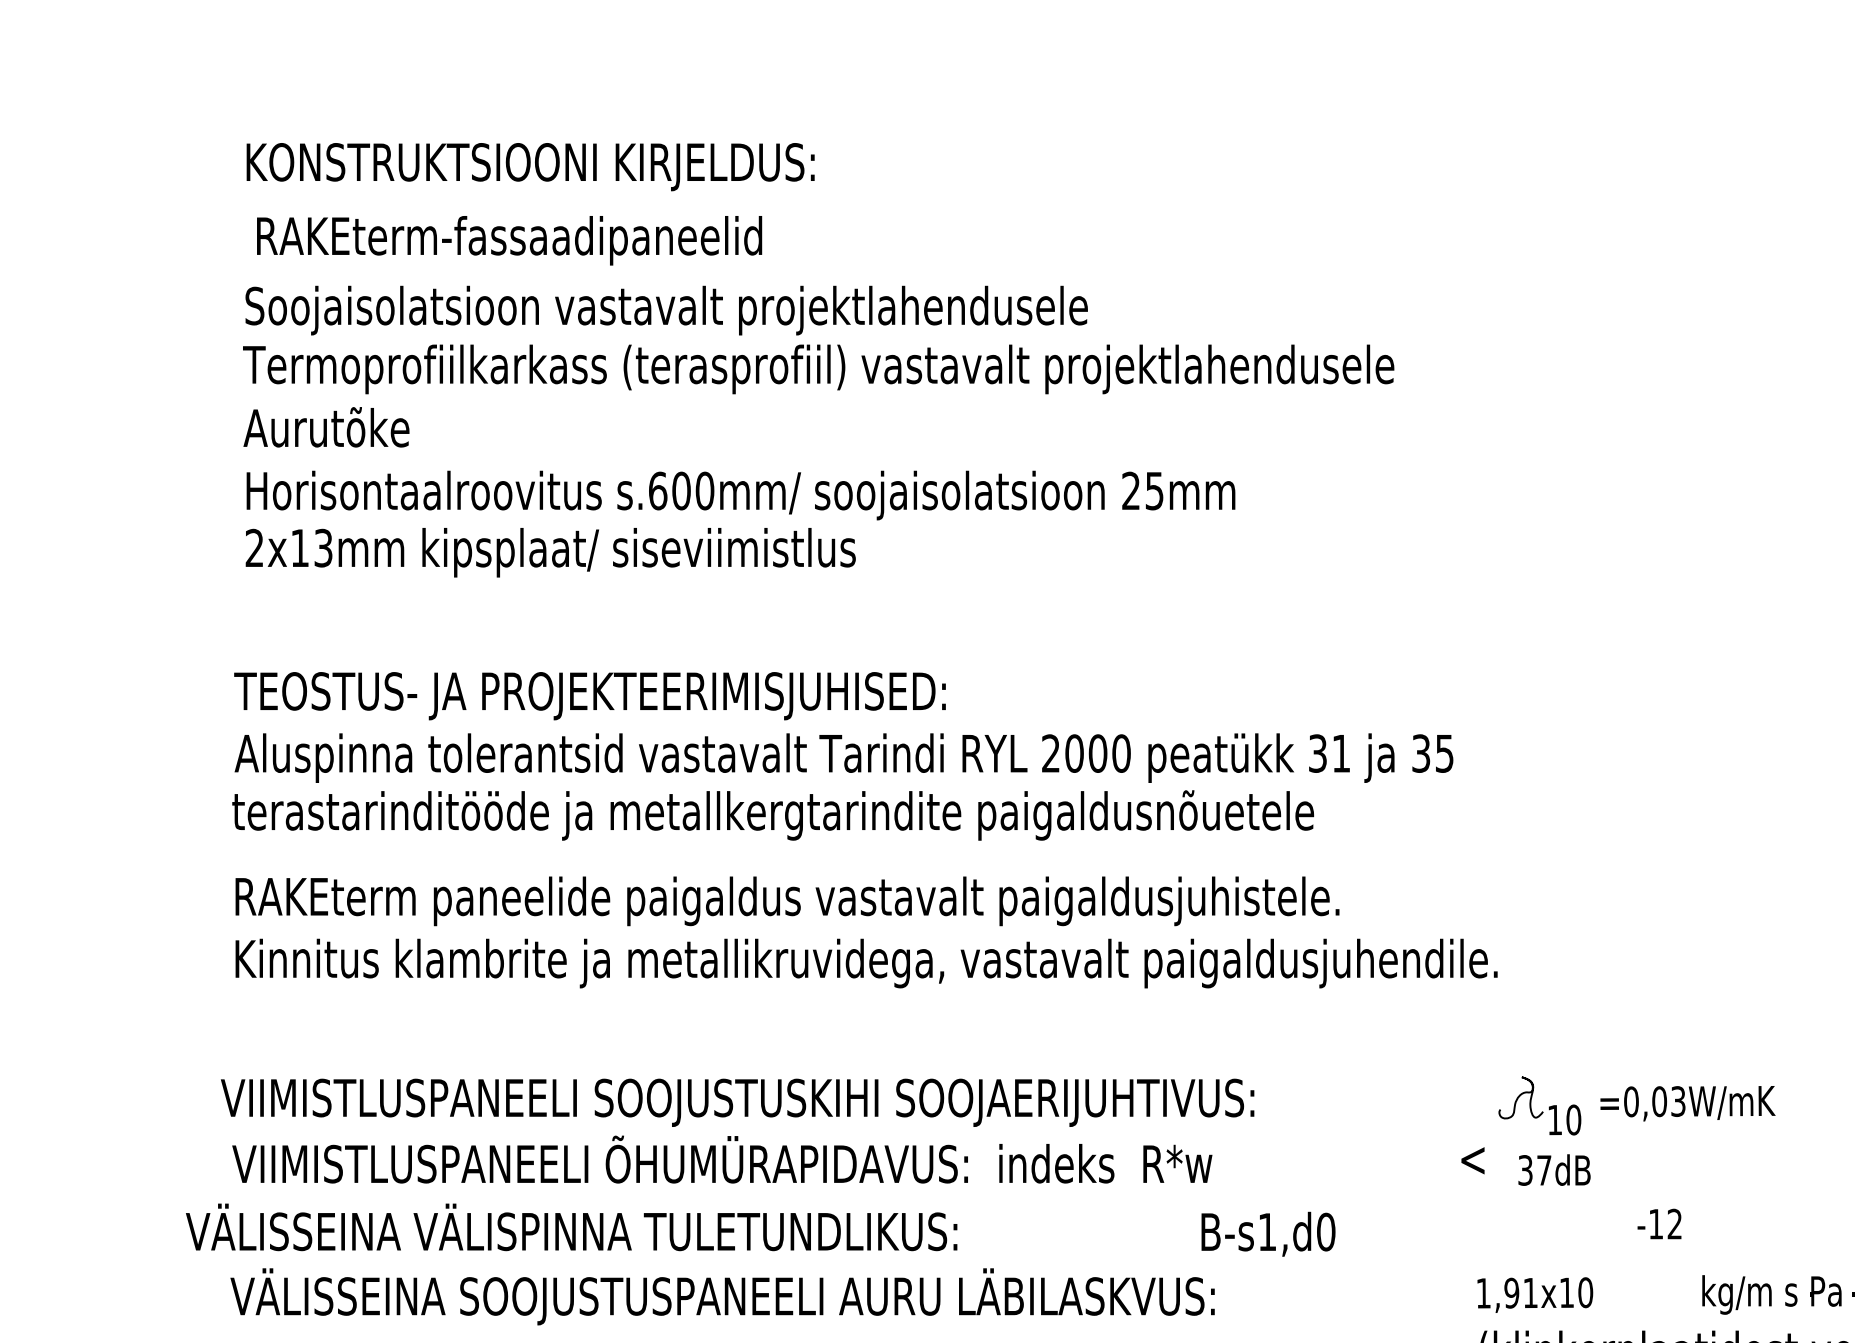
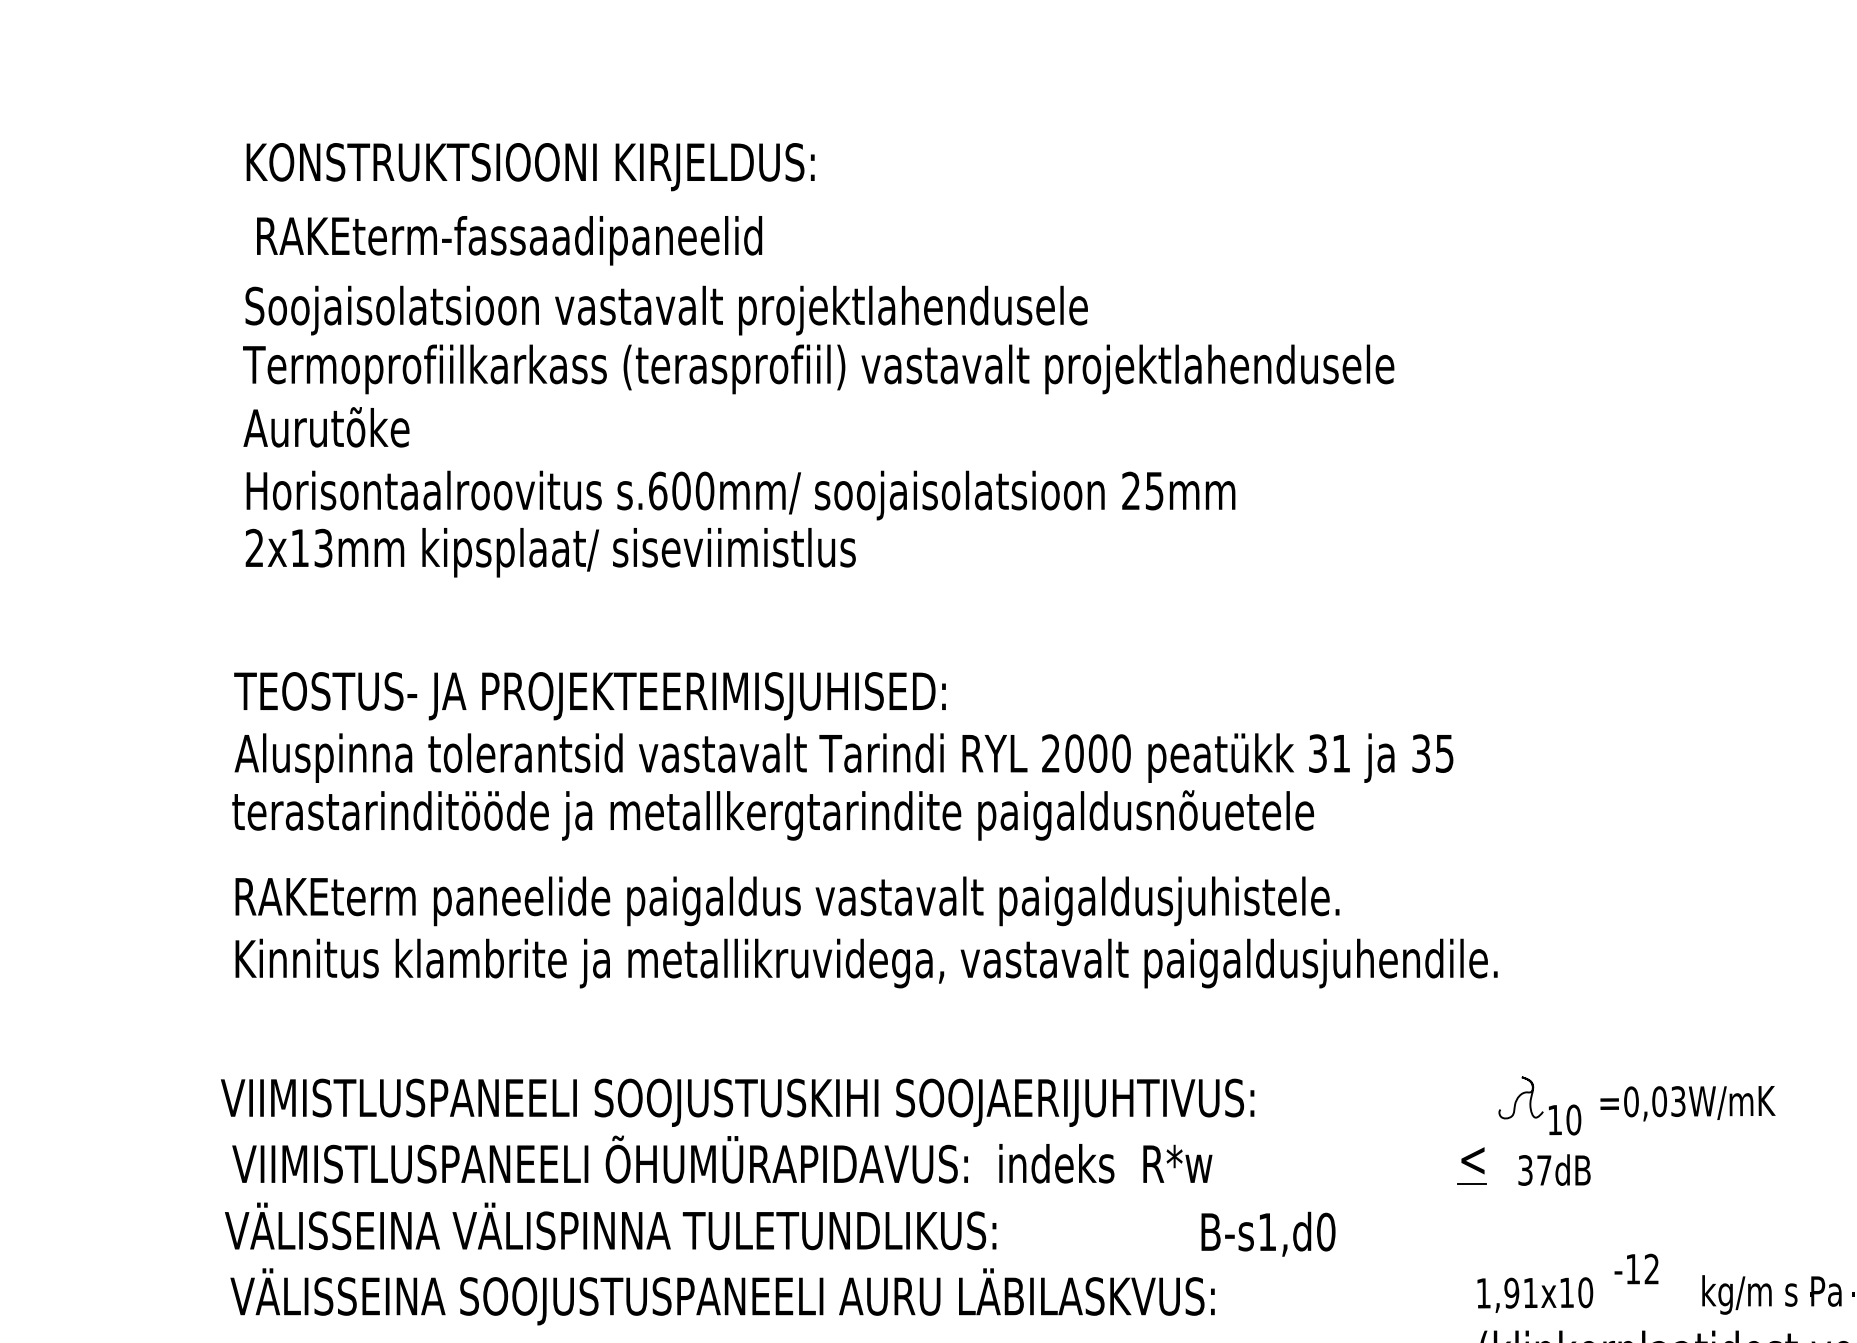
line: none -> present (1471, 1184)
text position: (1659, 1223) -> (1636, 1268) (1636, 1268)
text position: (571, 1227) -> (610, 1226) (610, 1226)
